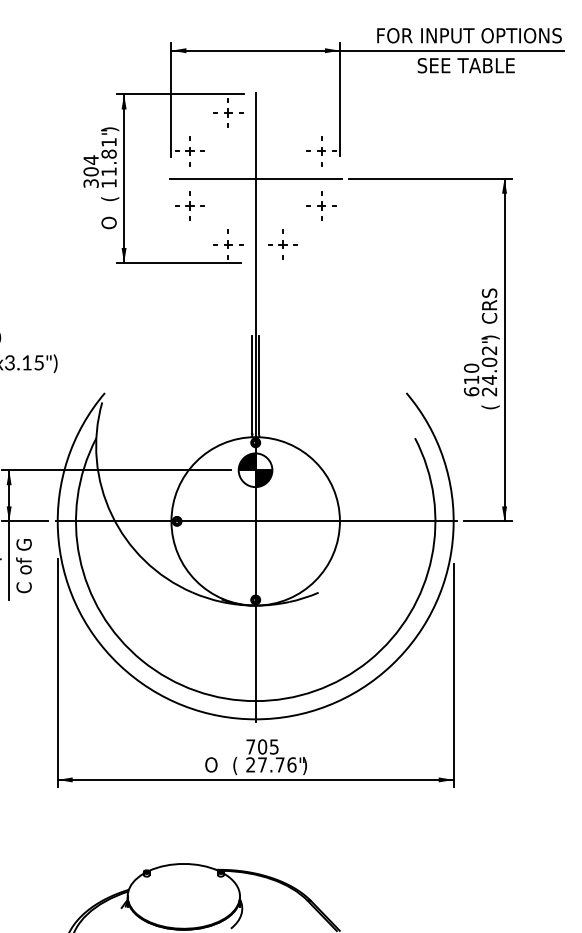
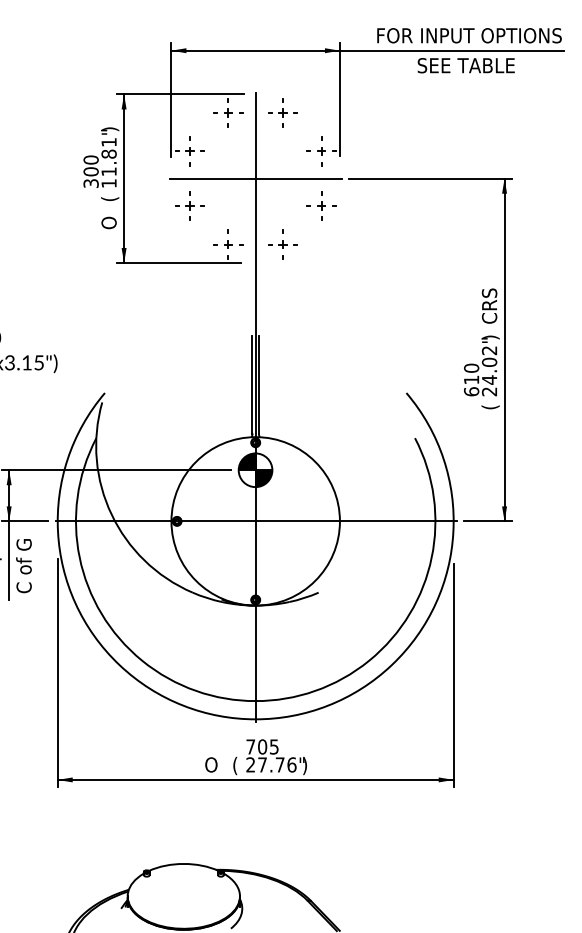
part: none -> present (282, 112)
text: 304 -> 300 (90, 159)
